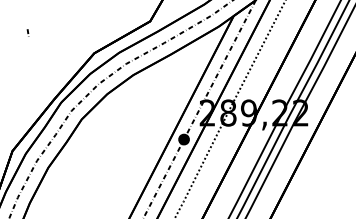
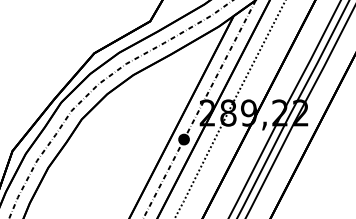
line: present -> none (27, 32)
